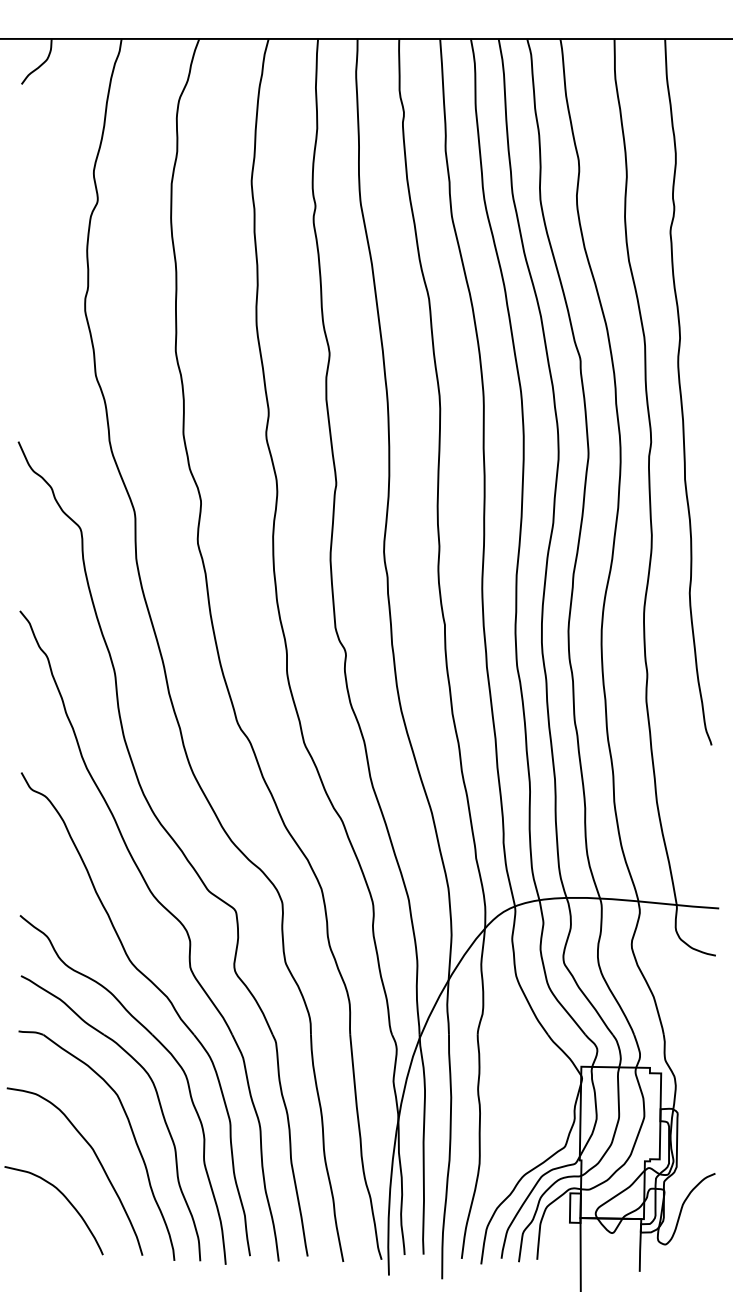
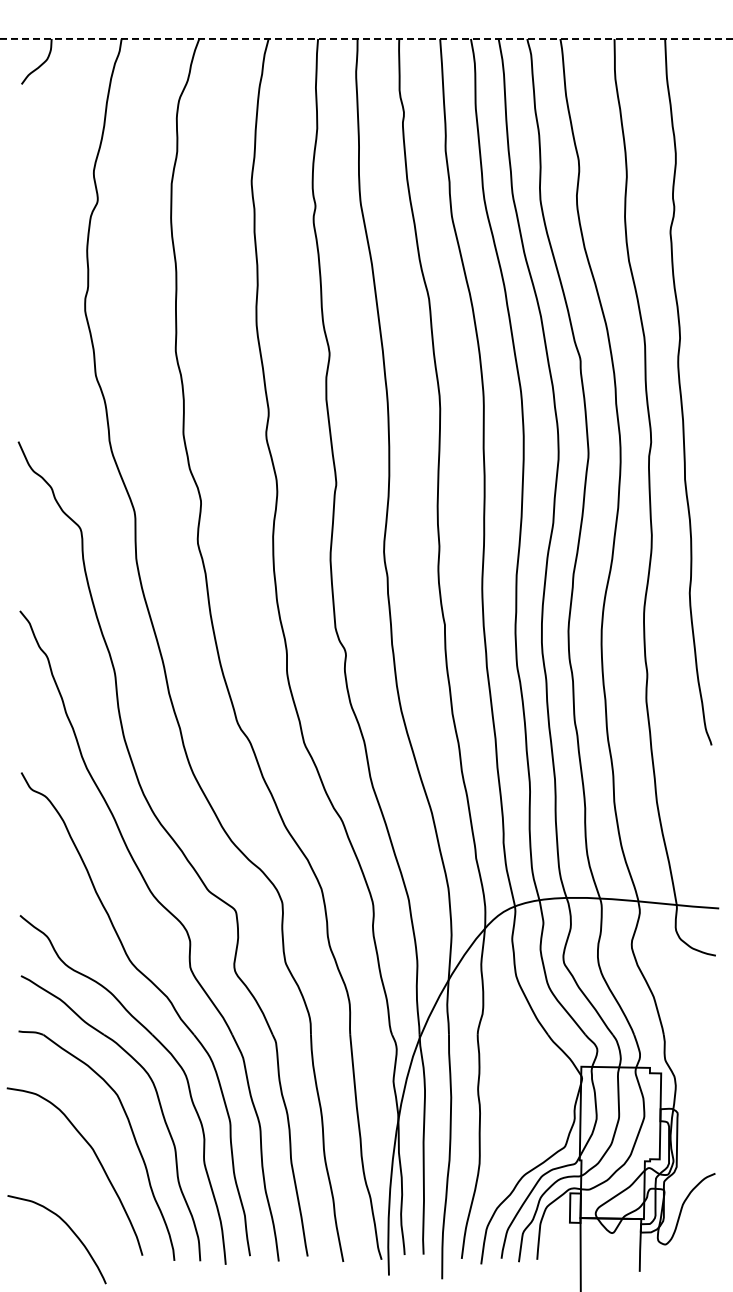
line: solid -> dashed (366, 38)
curve position: (67, 1201) -> (70, 1230) (70, 1230)
